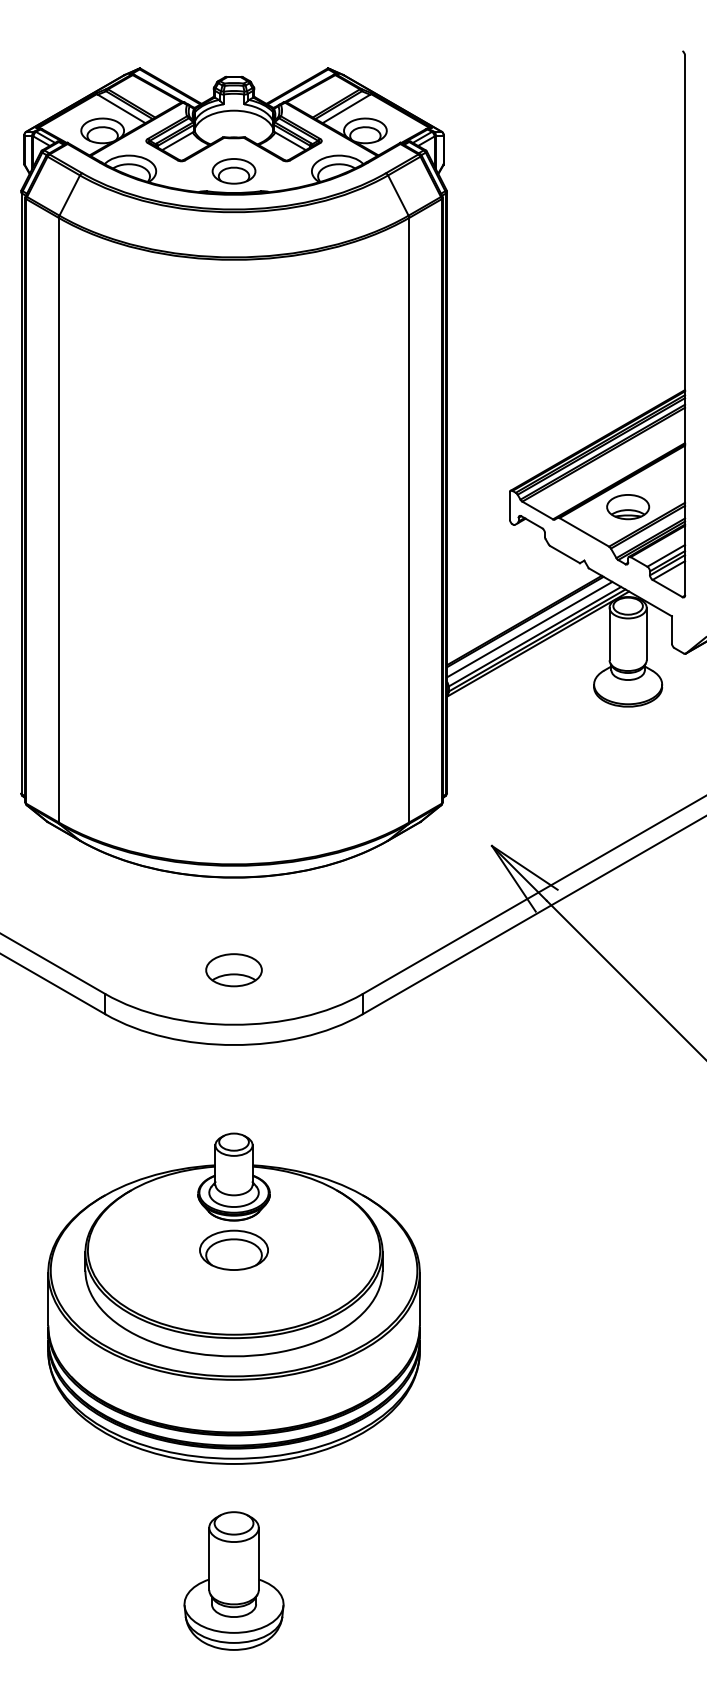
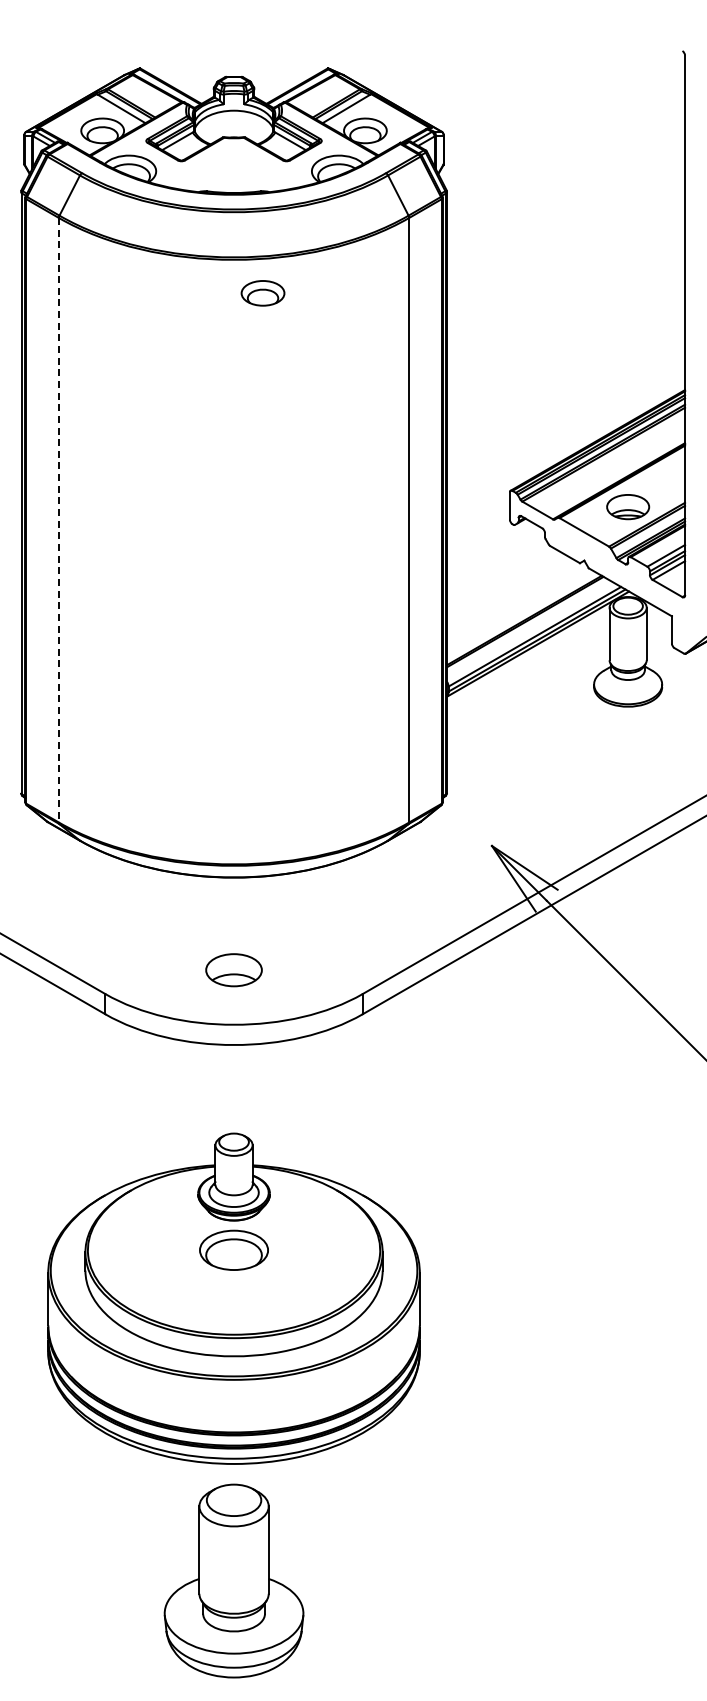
part position: (233, 171) -> (262, 293) (262, 293)
line: solid -> dashed (58, 520)
line: present -> none (529, 629)
part size: 102x140 px -> 142x196 px (233, 1580)
